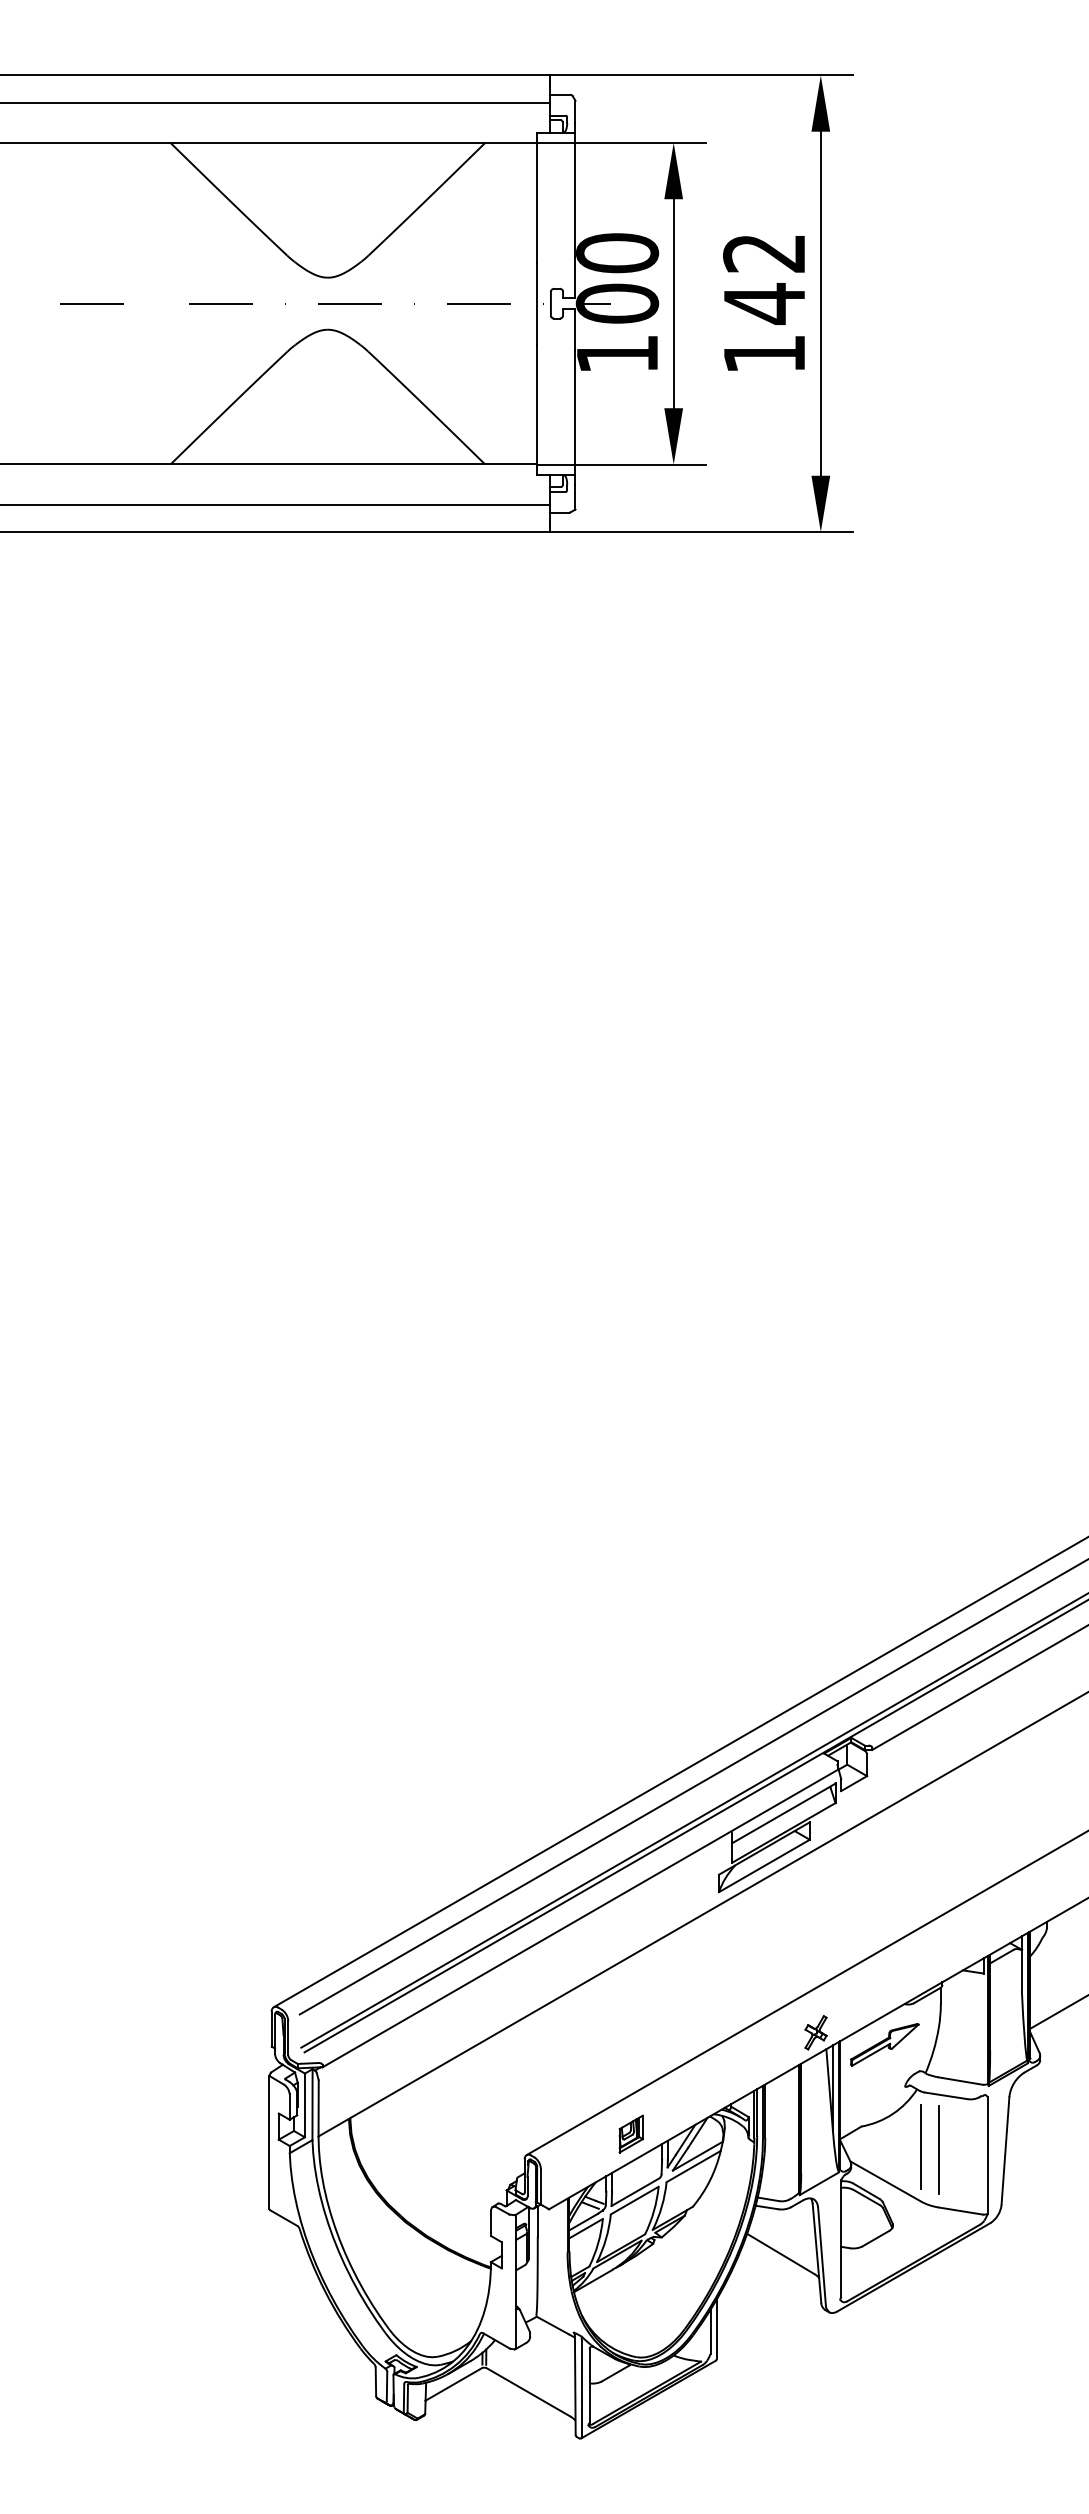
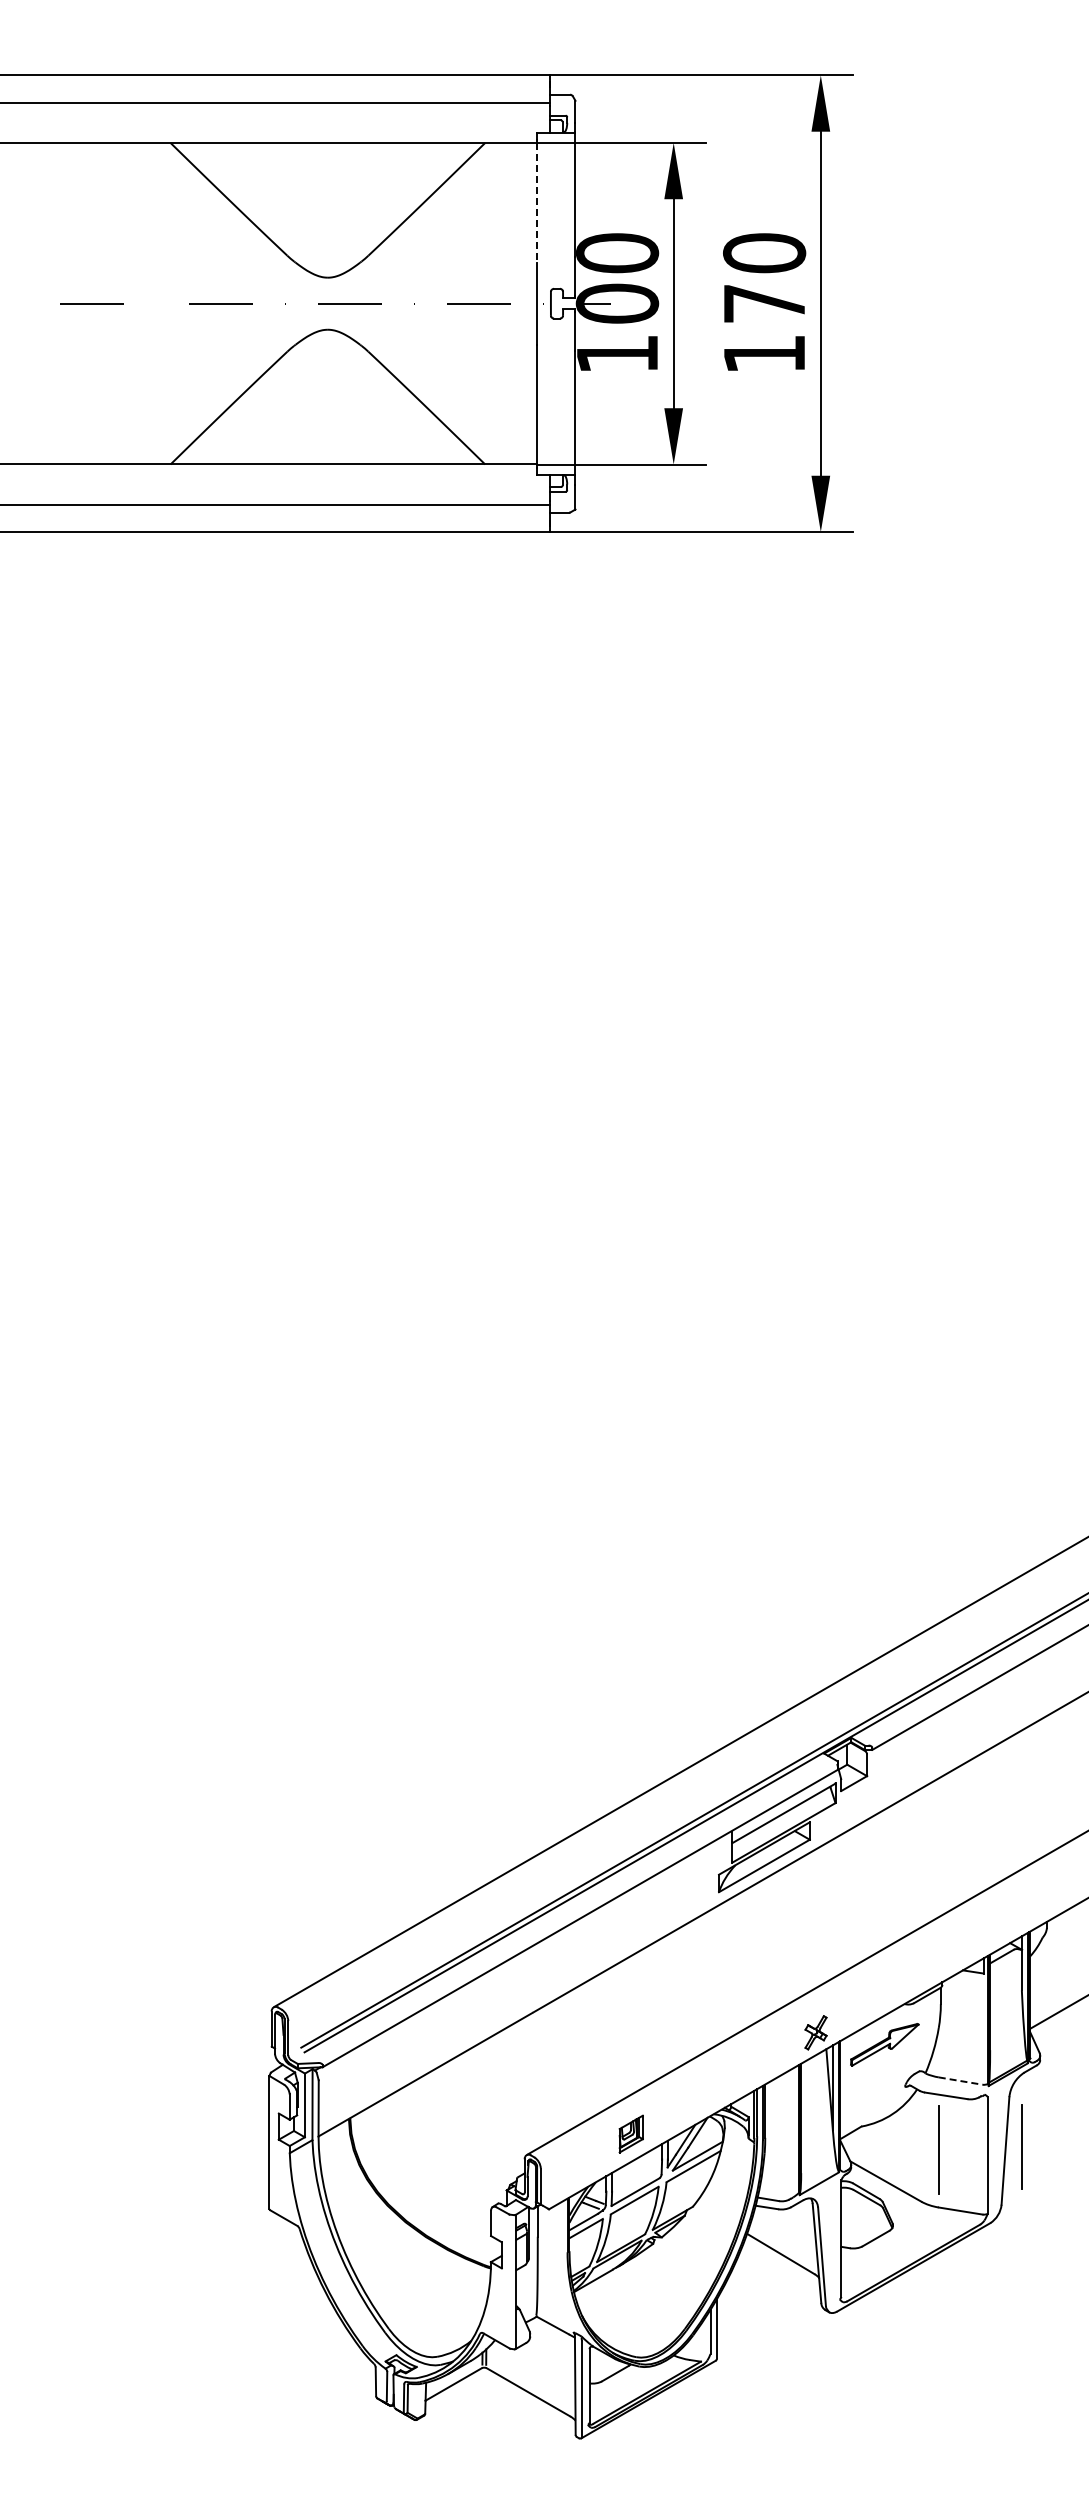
line: solid -> dashed (536, 202)
text: 142 -> 170 (764, 278)
line: present -> none (692, 1787)
line: solid -> dashed (961, 2081)
line position: (920, 2146) -> (1021, 2146) (1021, 2146)
